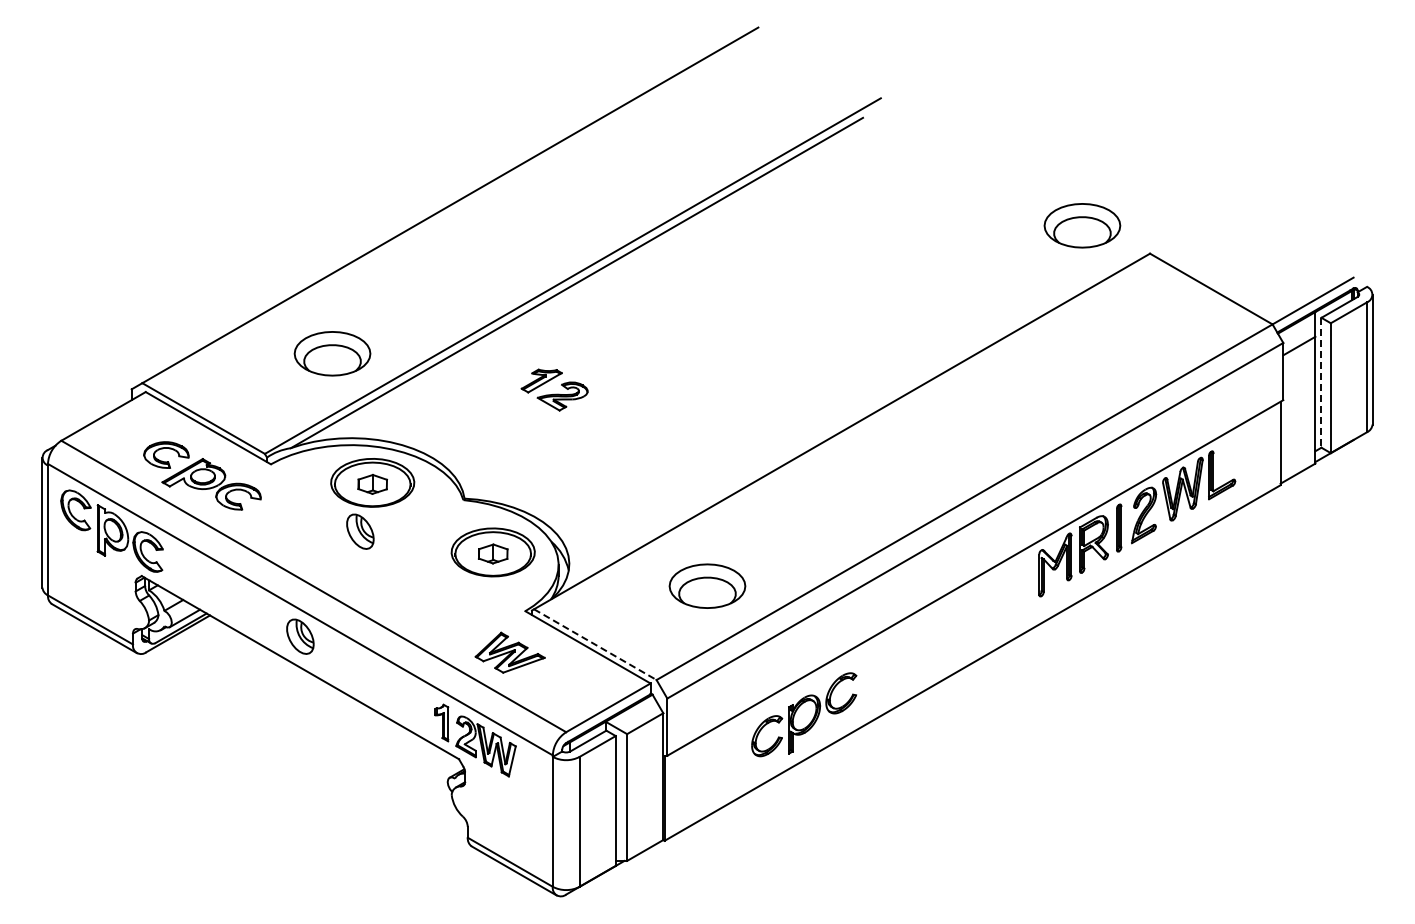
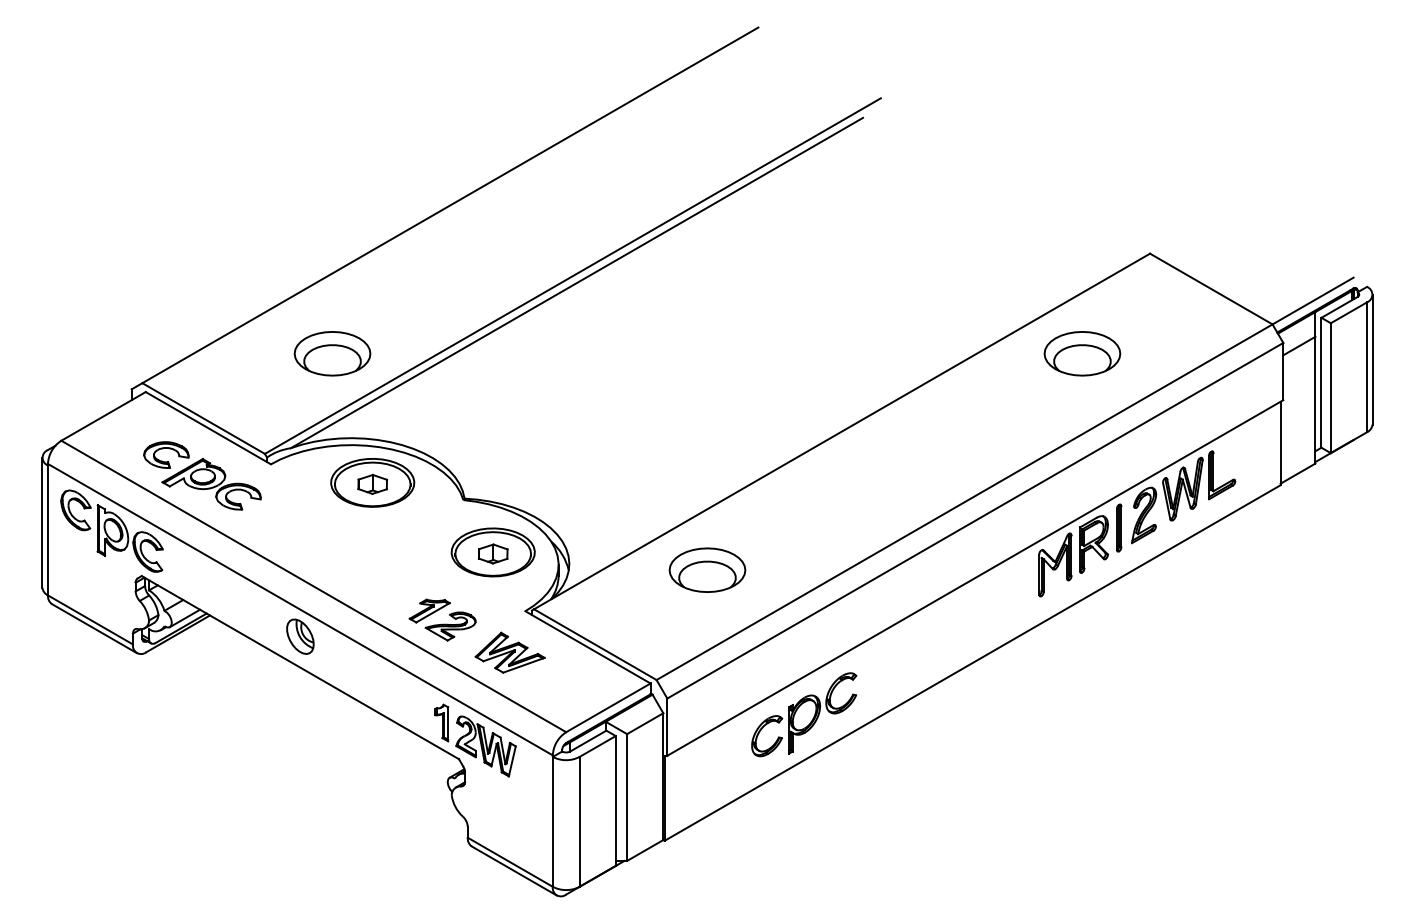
part position: (1082, 225) -> (1082, 353) (1082, 353)
line: dashed -> solid (1321, 382)
part position: (554, 389) -> (442, 619) (442, 619)
part: present -> none (360, 531)
part position: (707, 585) -> (707, 569) (707, 569)
line: dashed -> solid (595, 644)
